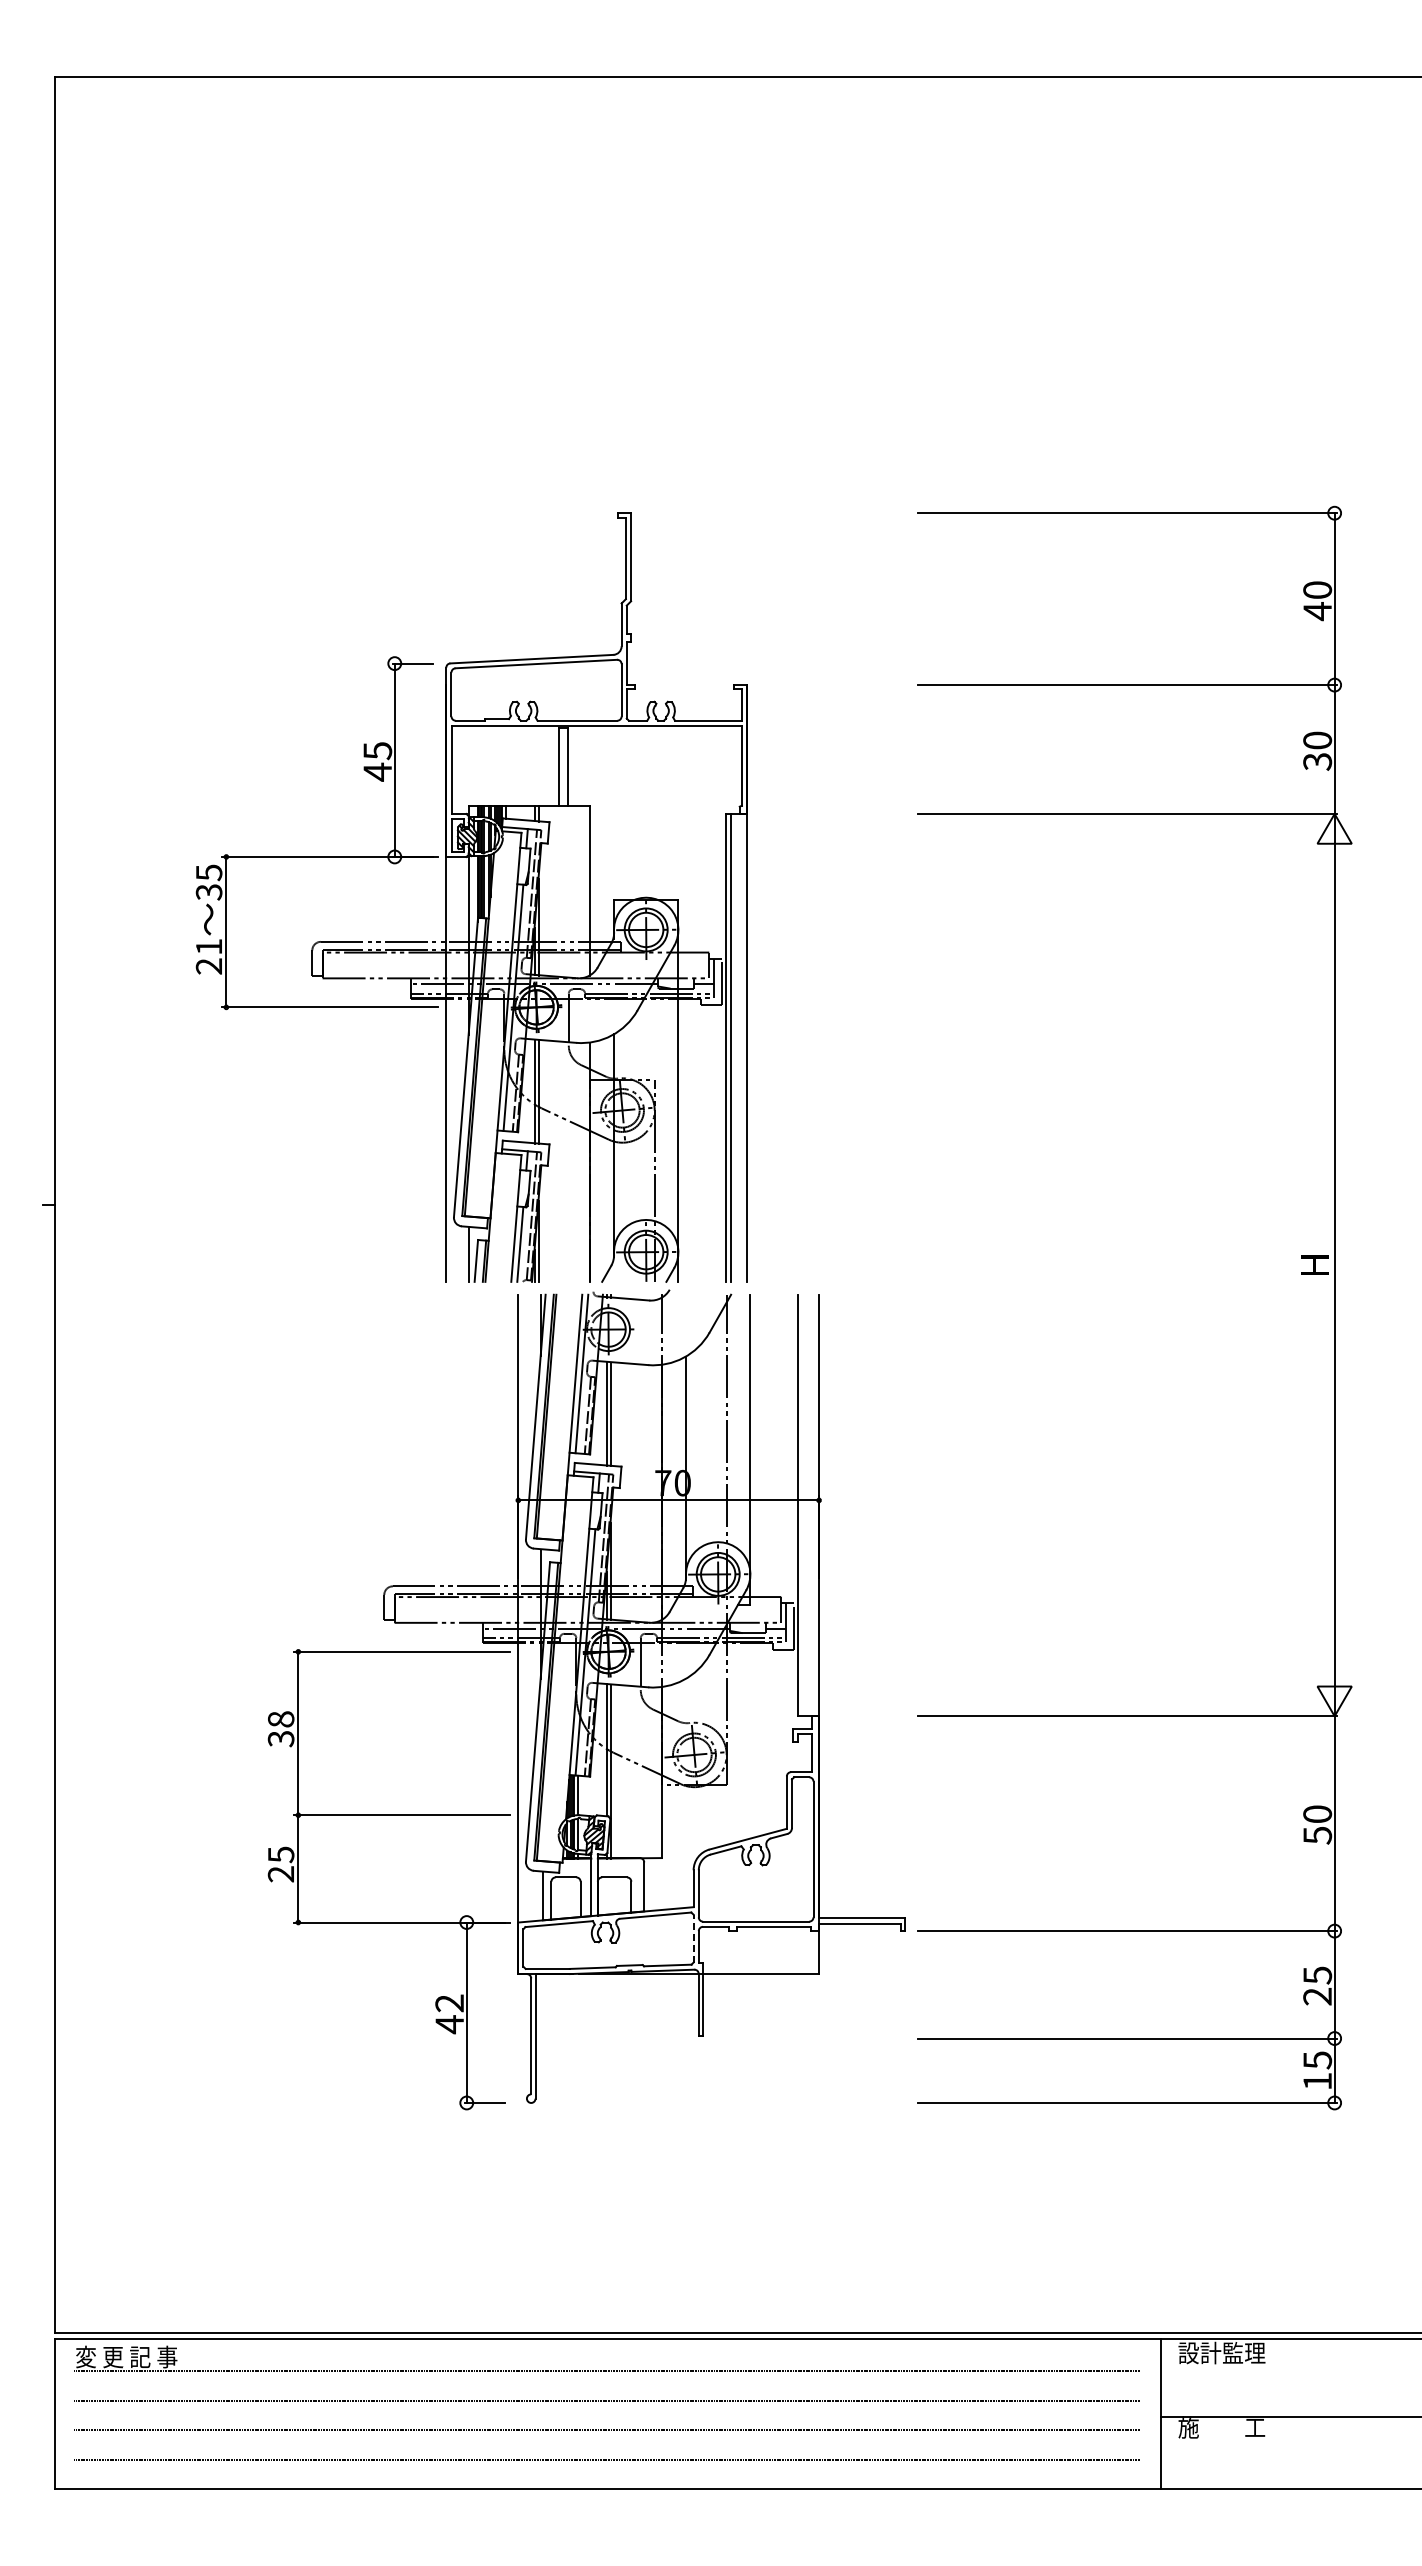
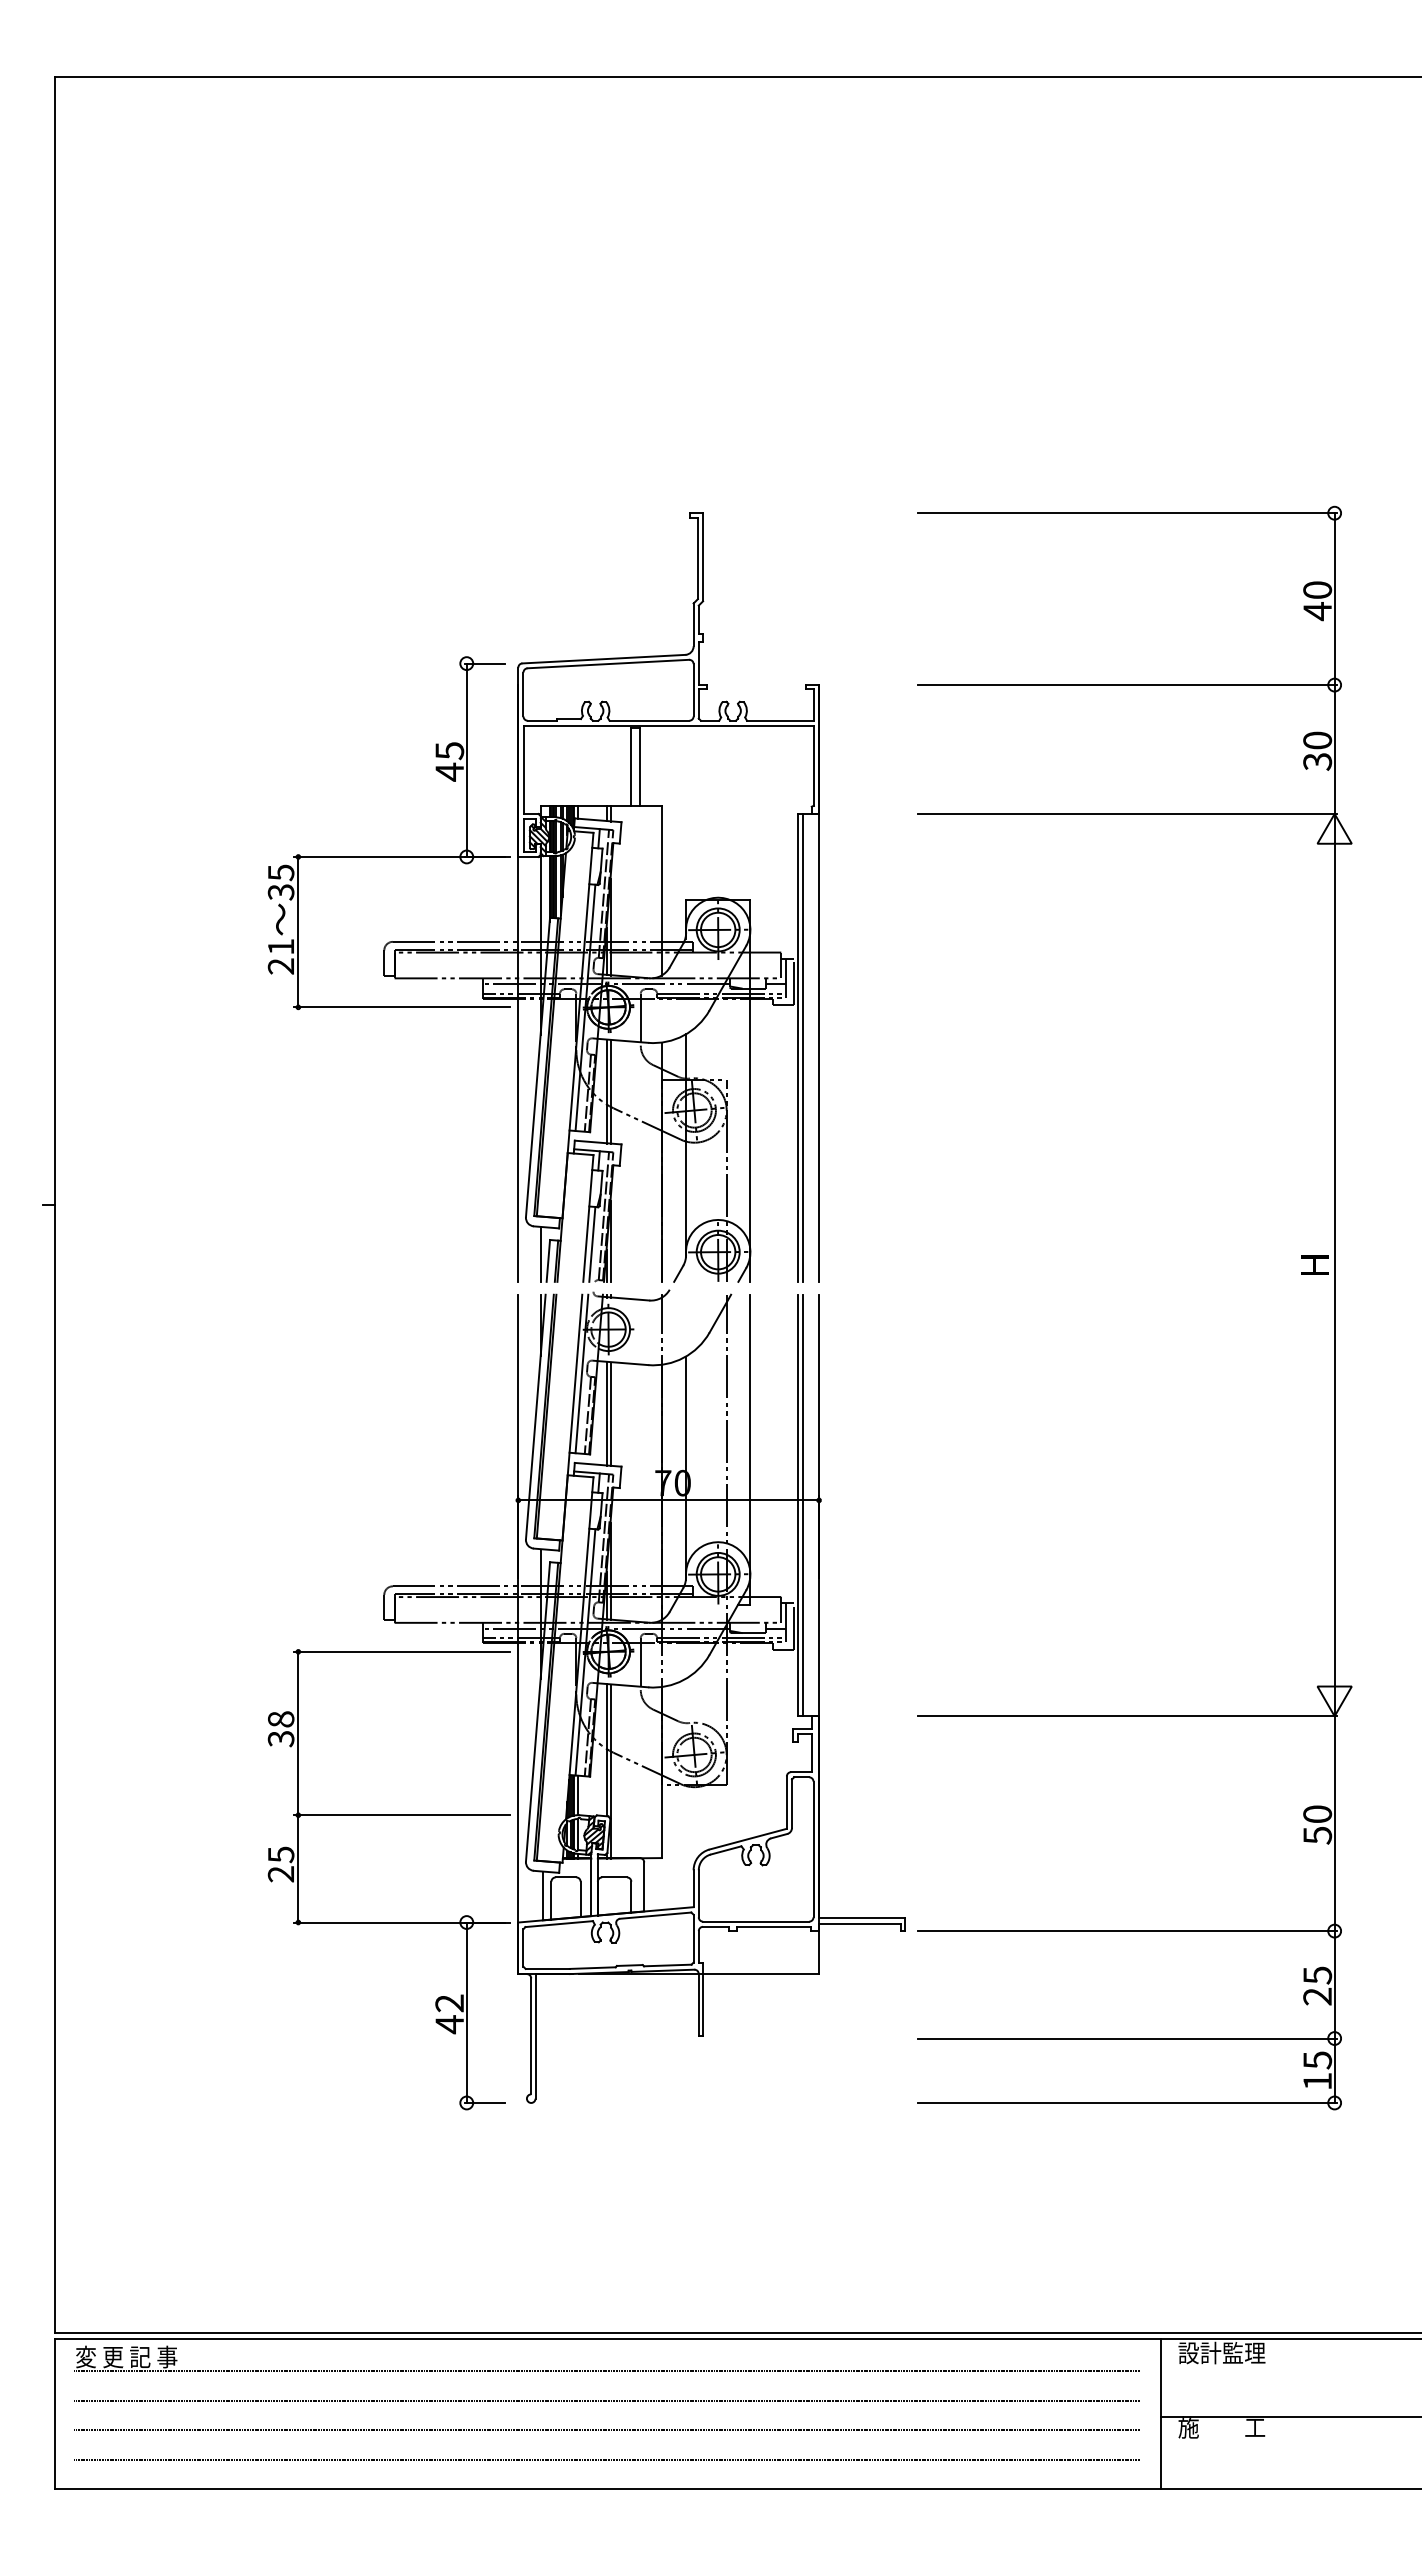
part position: (471, 897) -> (543, 897) (543, 897)
line: none -> present (802, 1505)
line: dashed -> solid (693, 1938)
